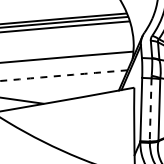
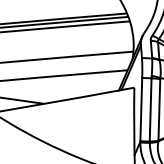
arc: dashed -> solid (63, 75)
line: dashed -> solid (150, 110)
